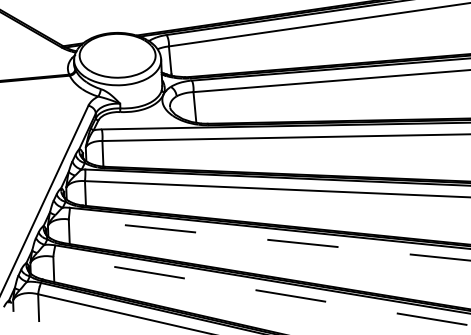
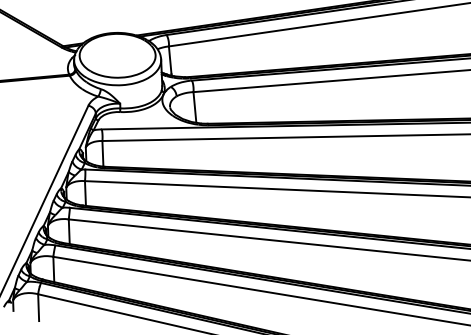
line: dashed -> solid (269, 240)
line: dashed -> solid (261, 291)
